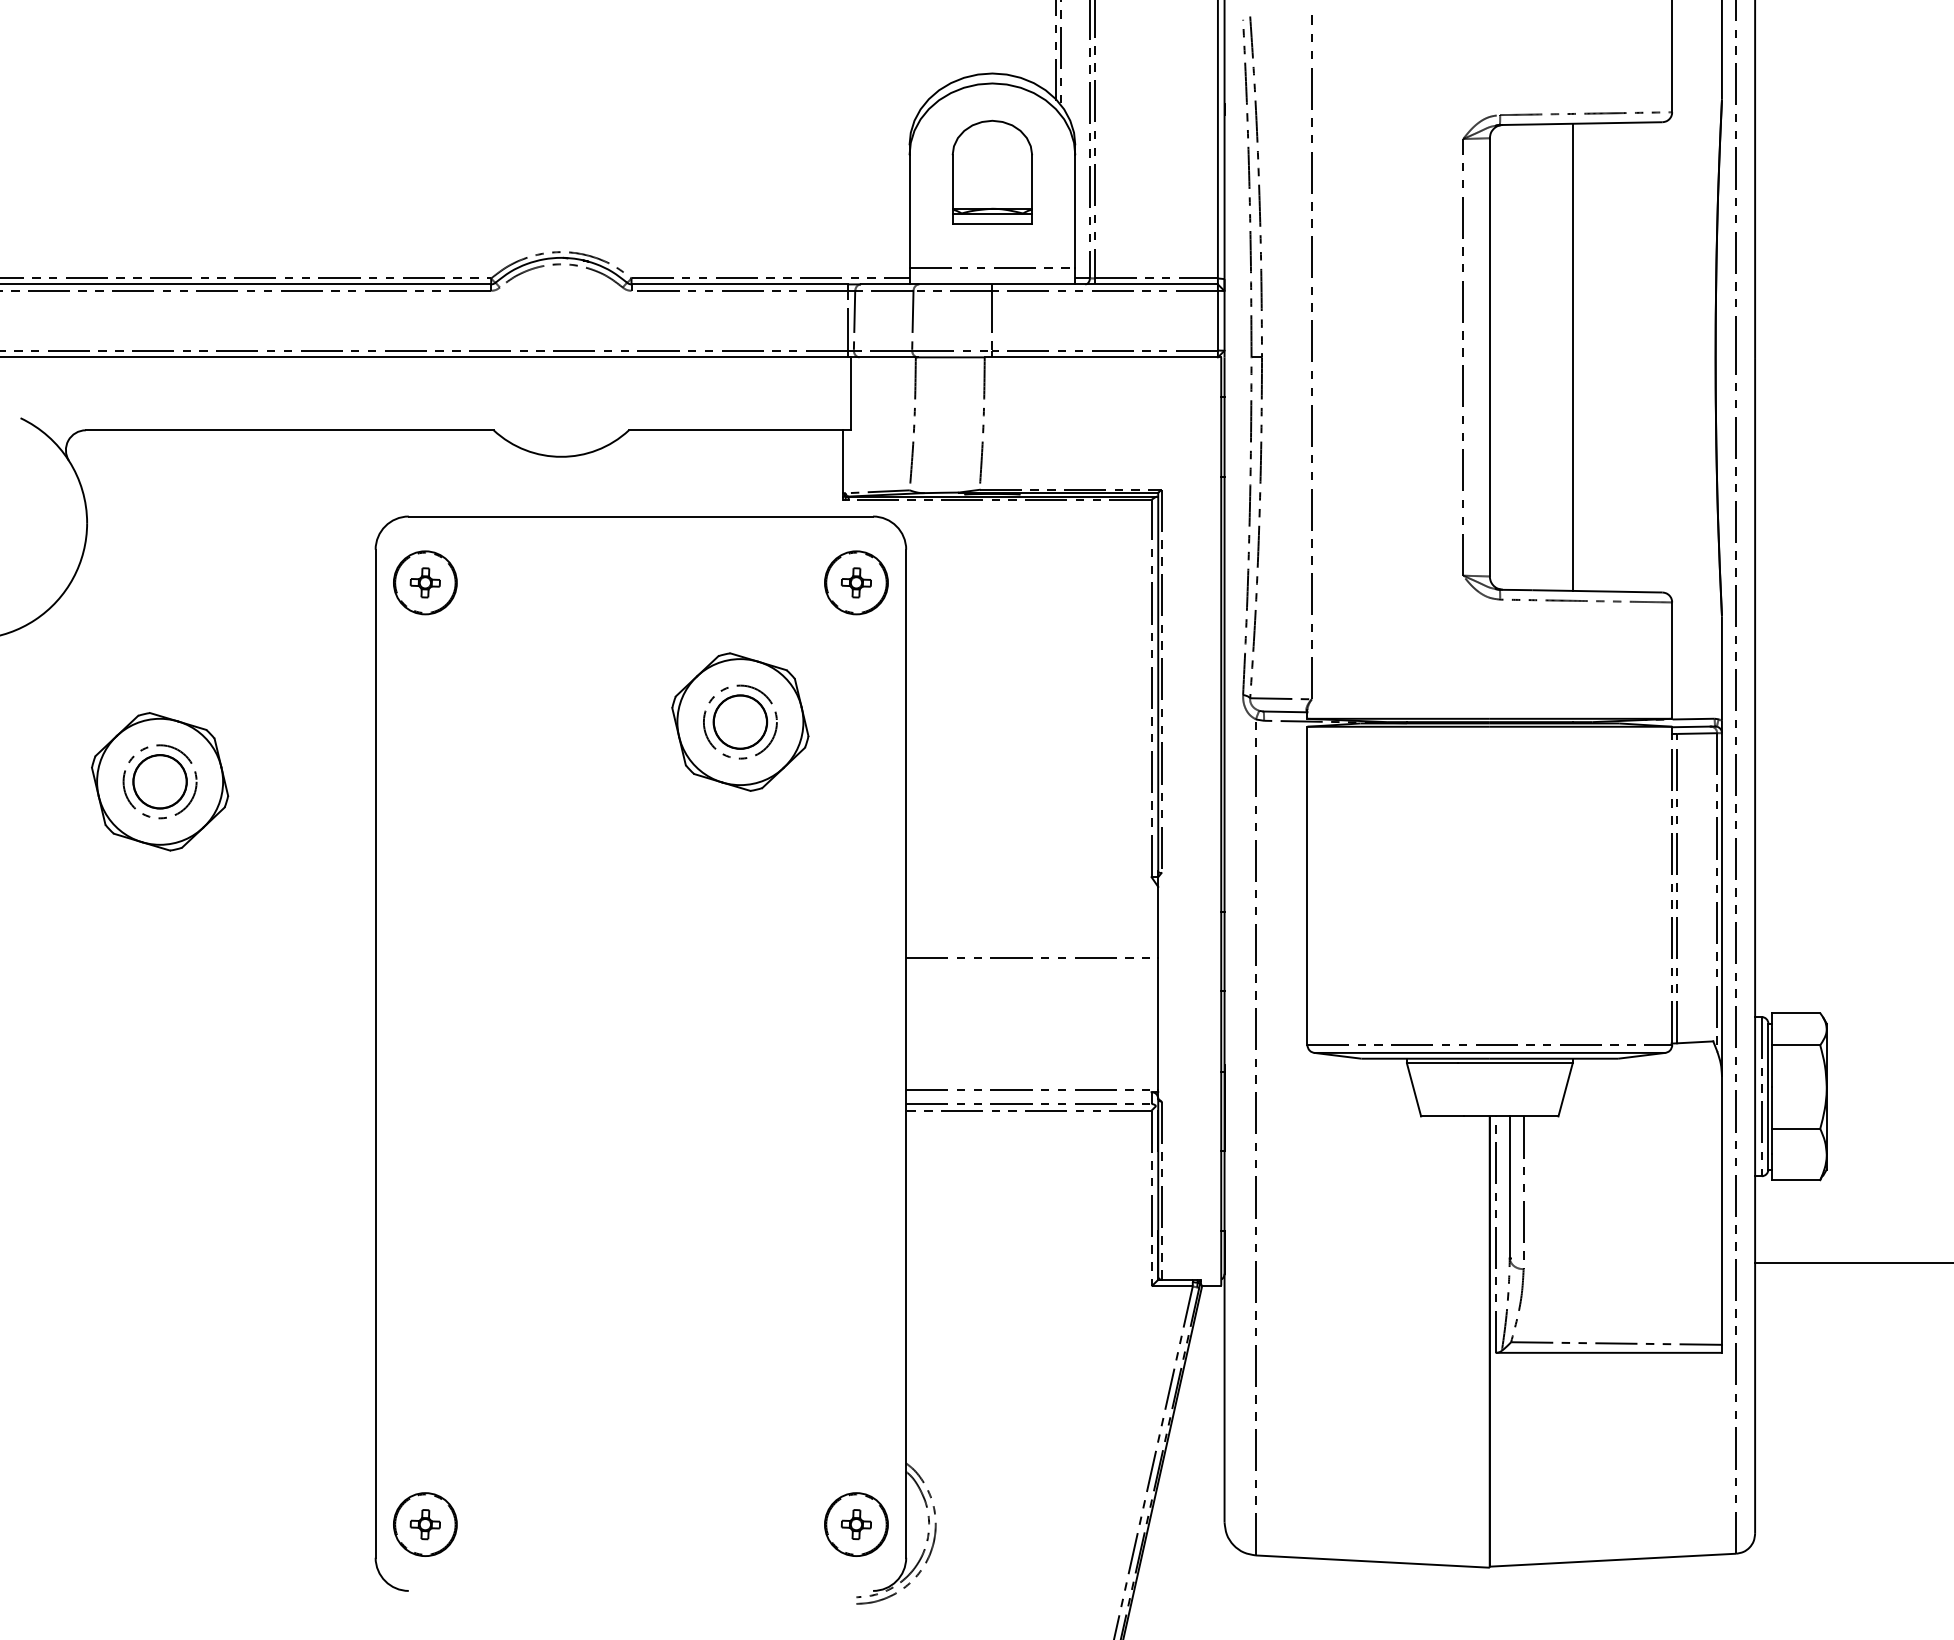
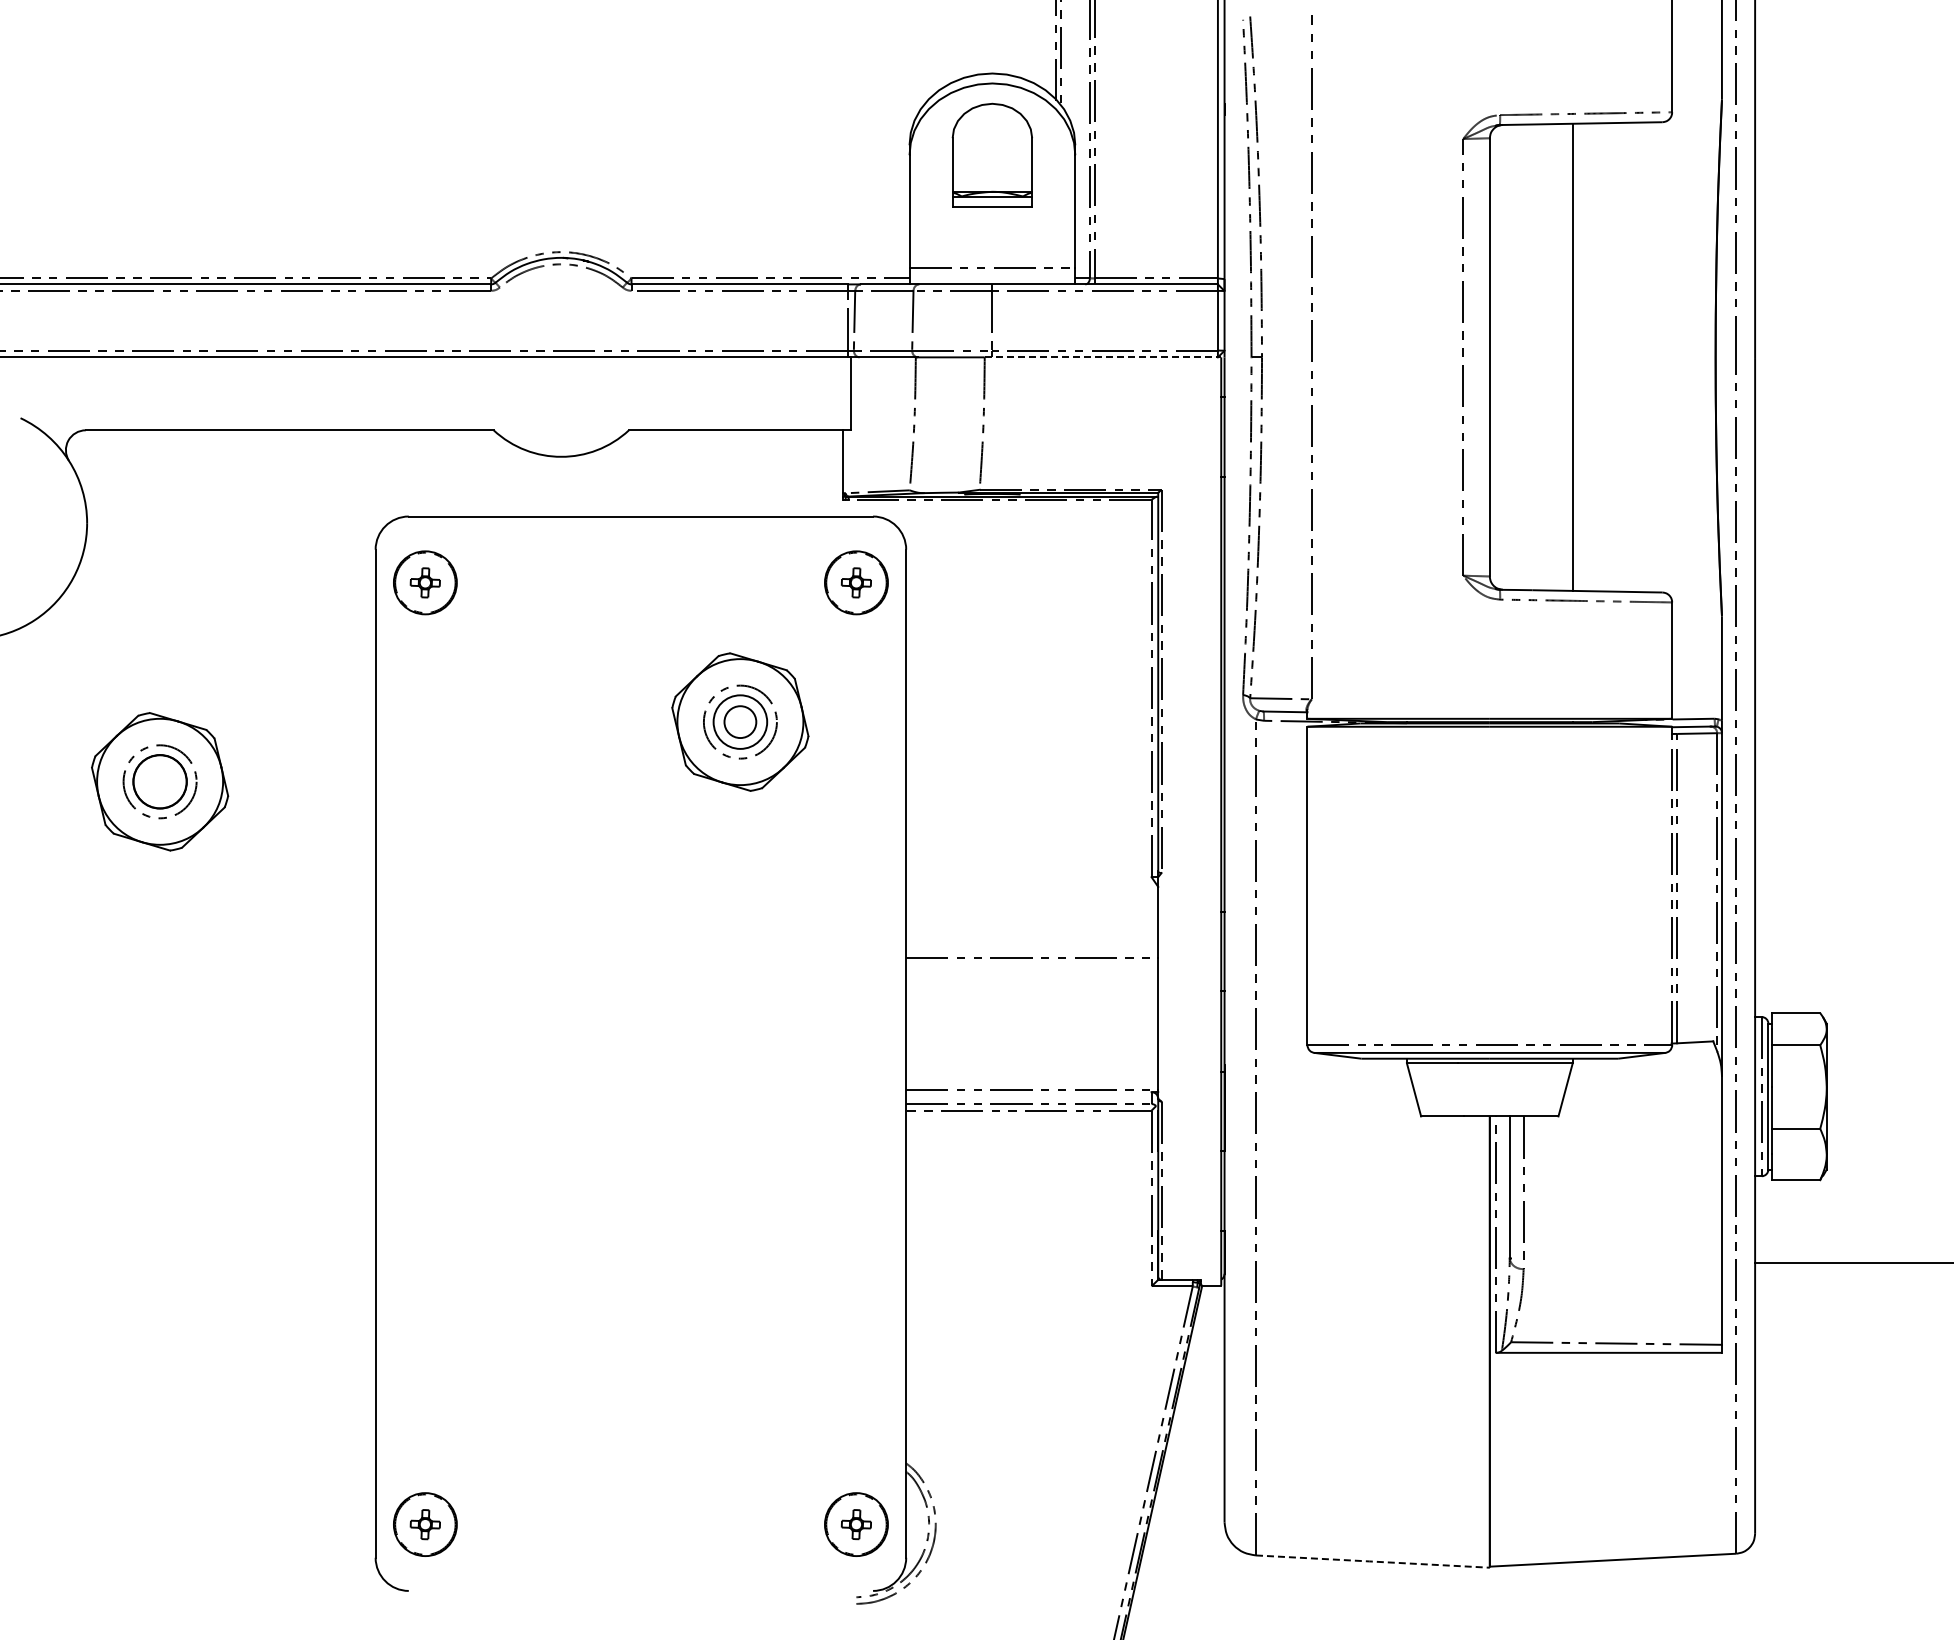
part position: (991, 171) -> (991, 154) (991, 154)
line: solid -> dashed (1103, 357)
circle diameter: 53 px -> 32 px (740, 722)
line: solid -> dashed (1372, 1561)
